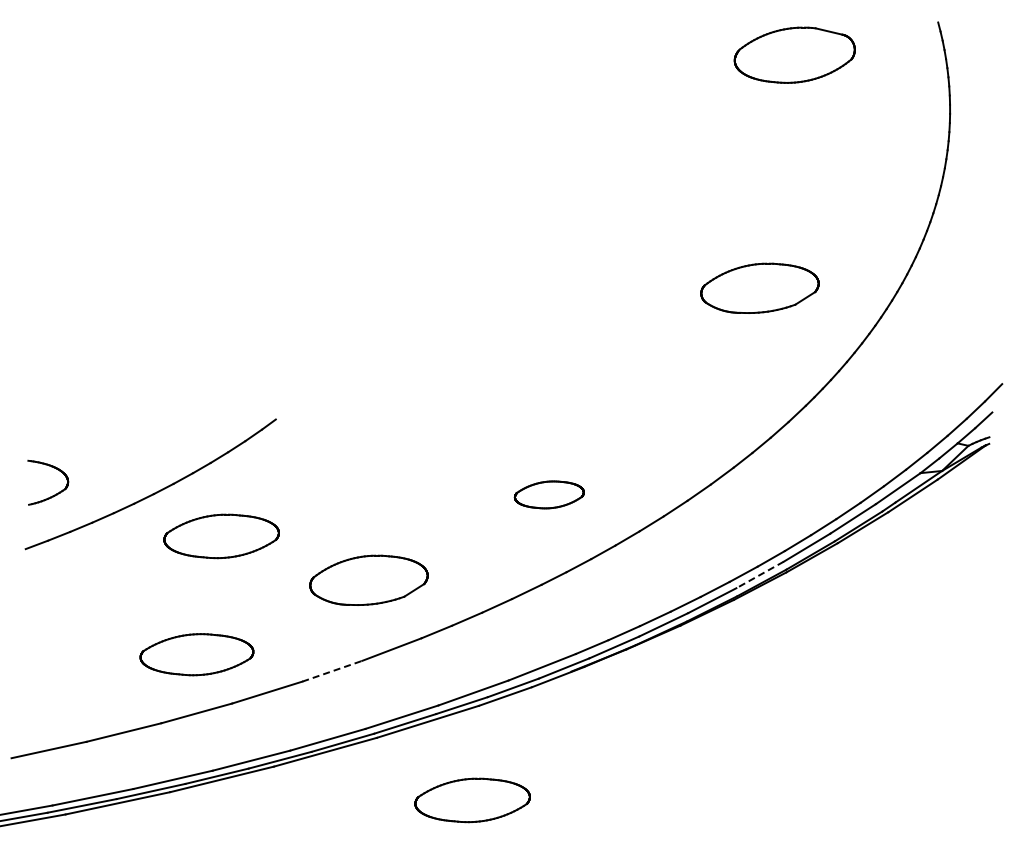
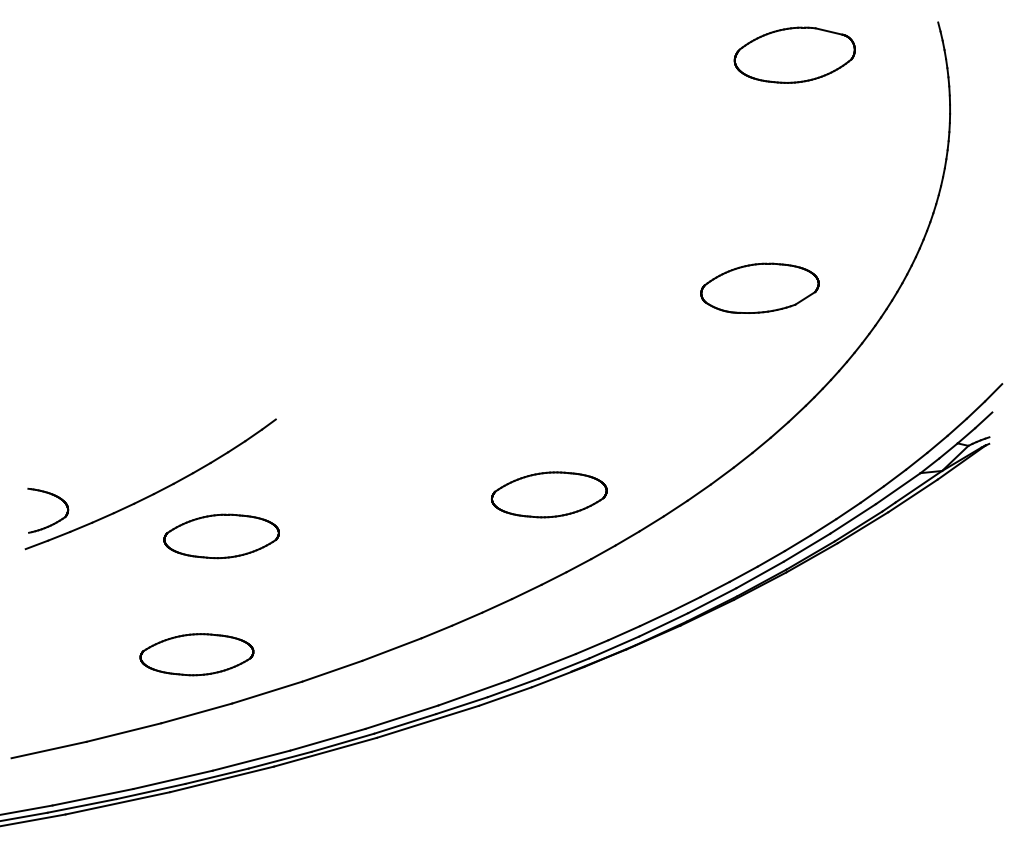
part position: (54, 494) -> (54, 522) (54, 522)
part size: 72x30 px -> 117x48 px (549, 494)
line: dashed -> solid (759, 575)
part: present -> none (368, 579)
line: dashed -> solid (332, 671)
part: present -> none (472, 800)
